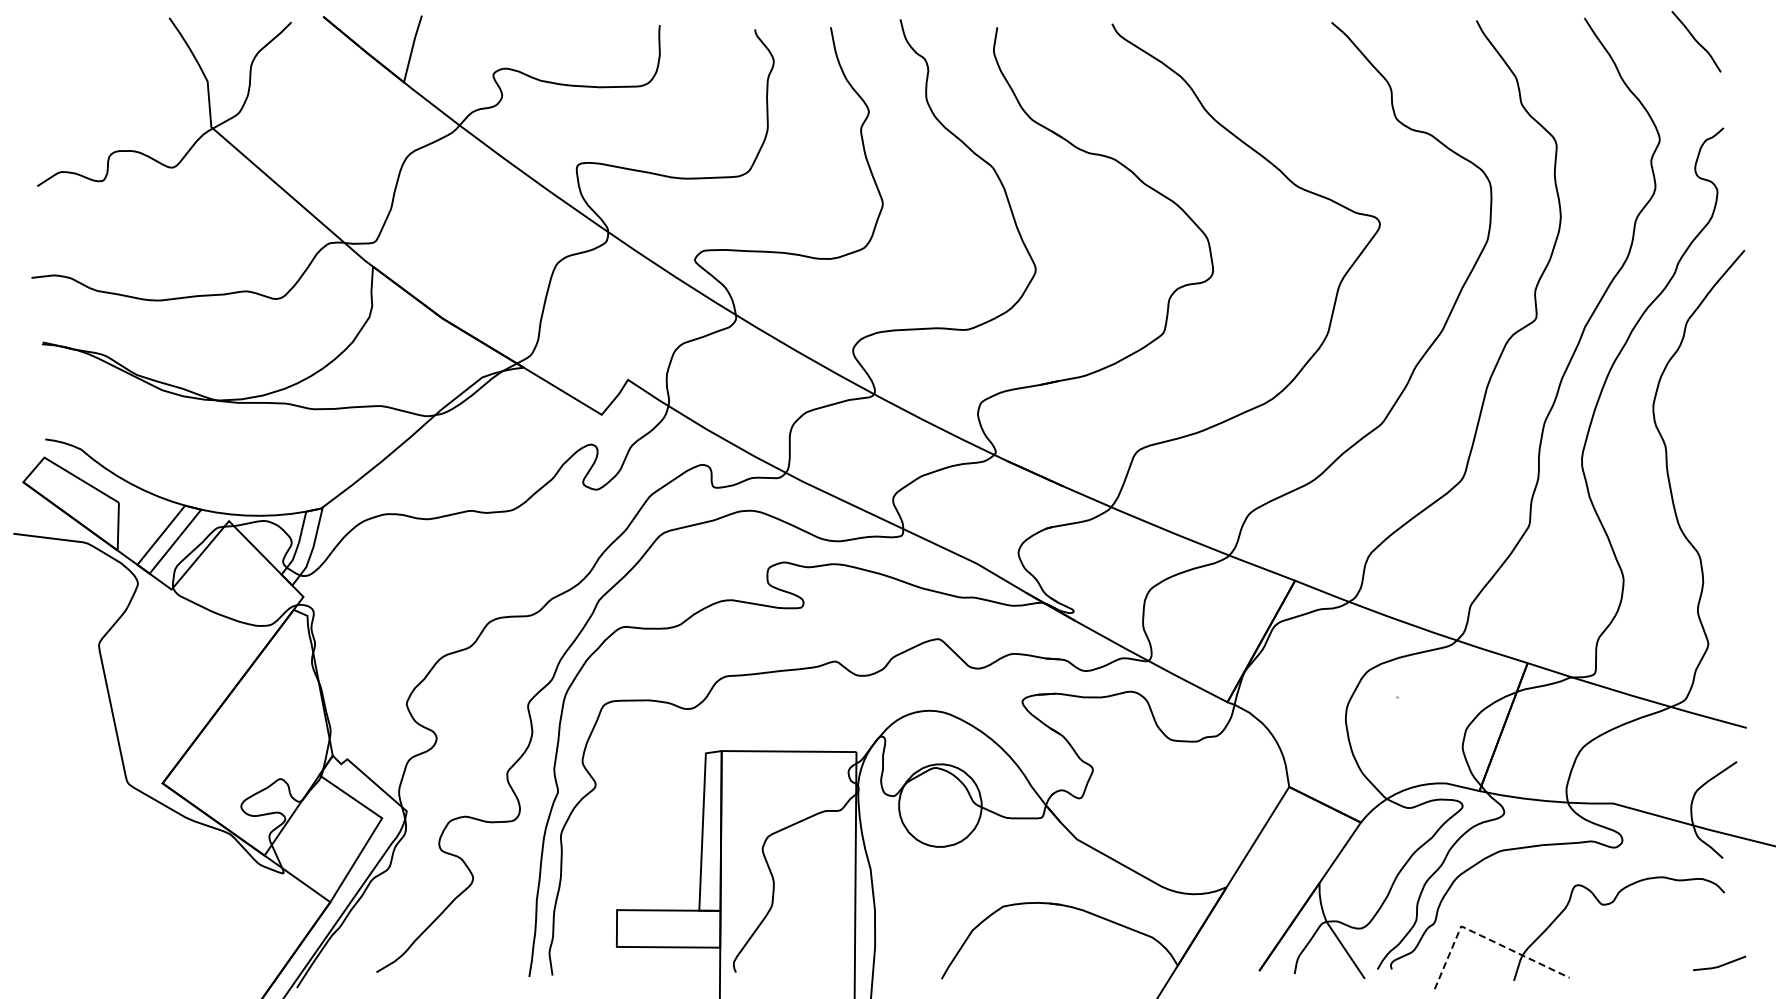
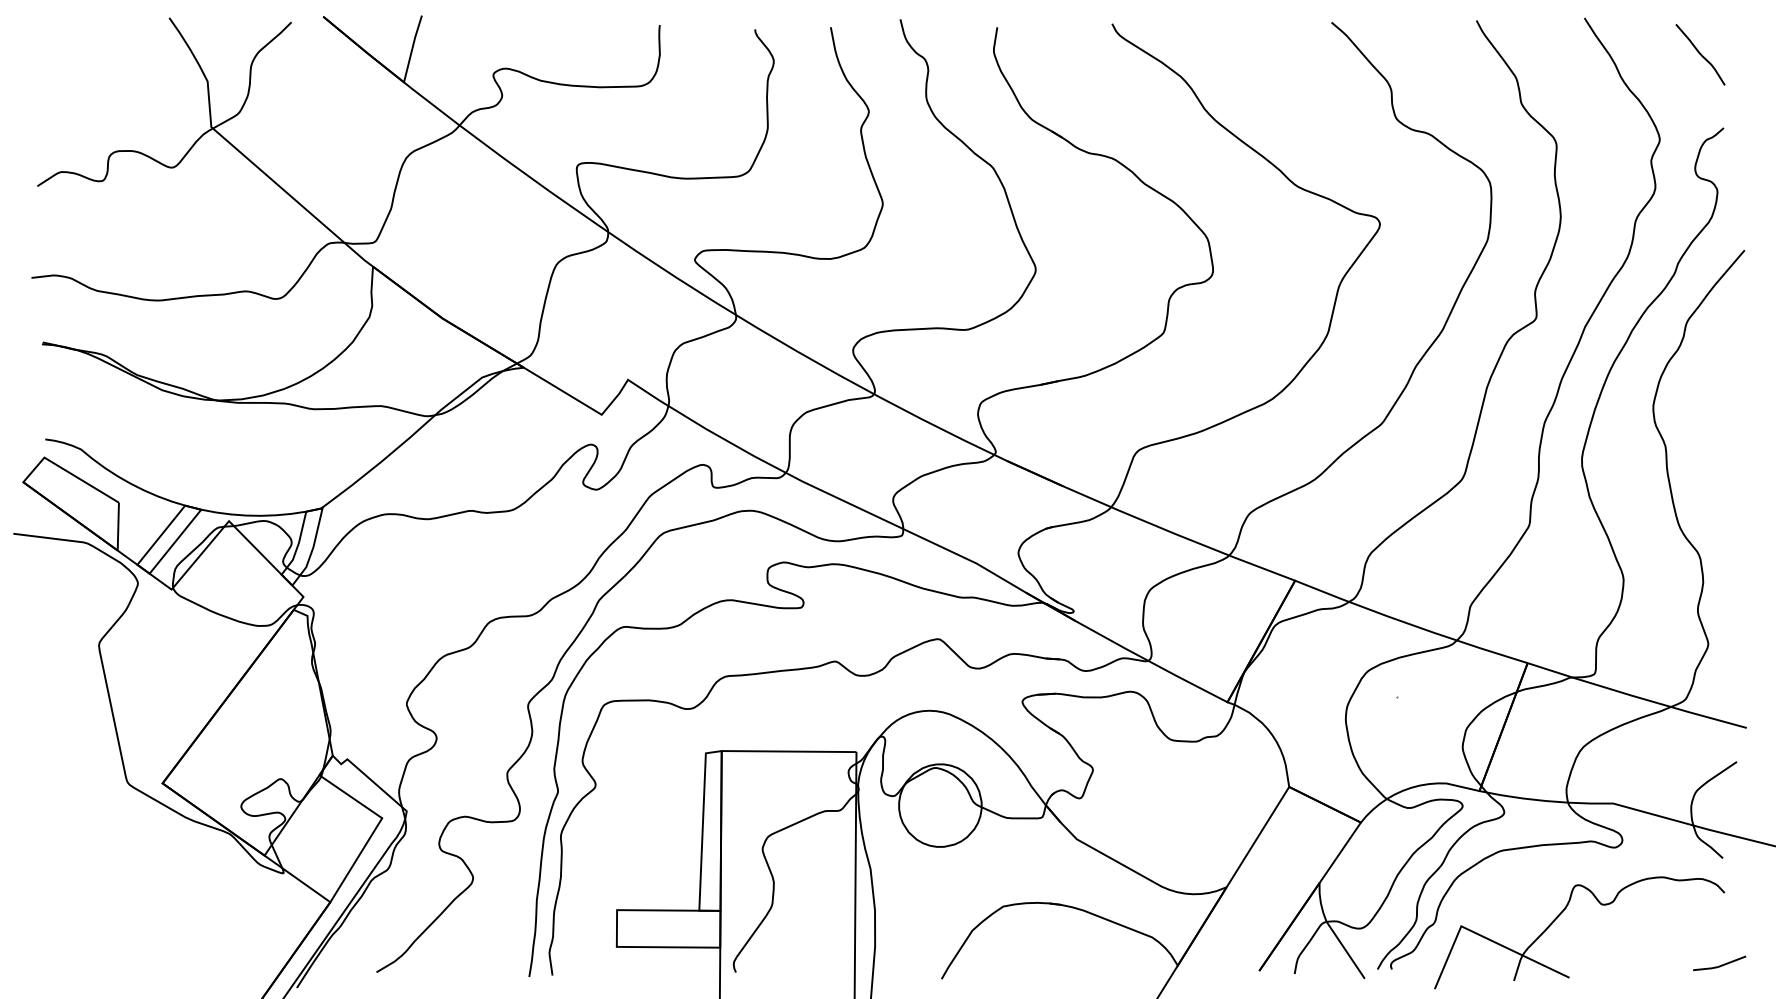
curve position: (1696, 41) -> (1700, 54) (1700, 54)
line: dashed -> solid (1483, 937)
